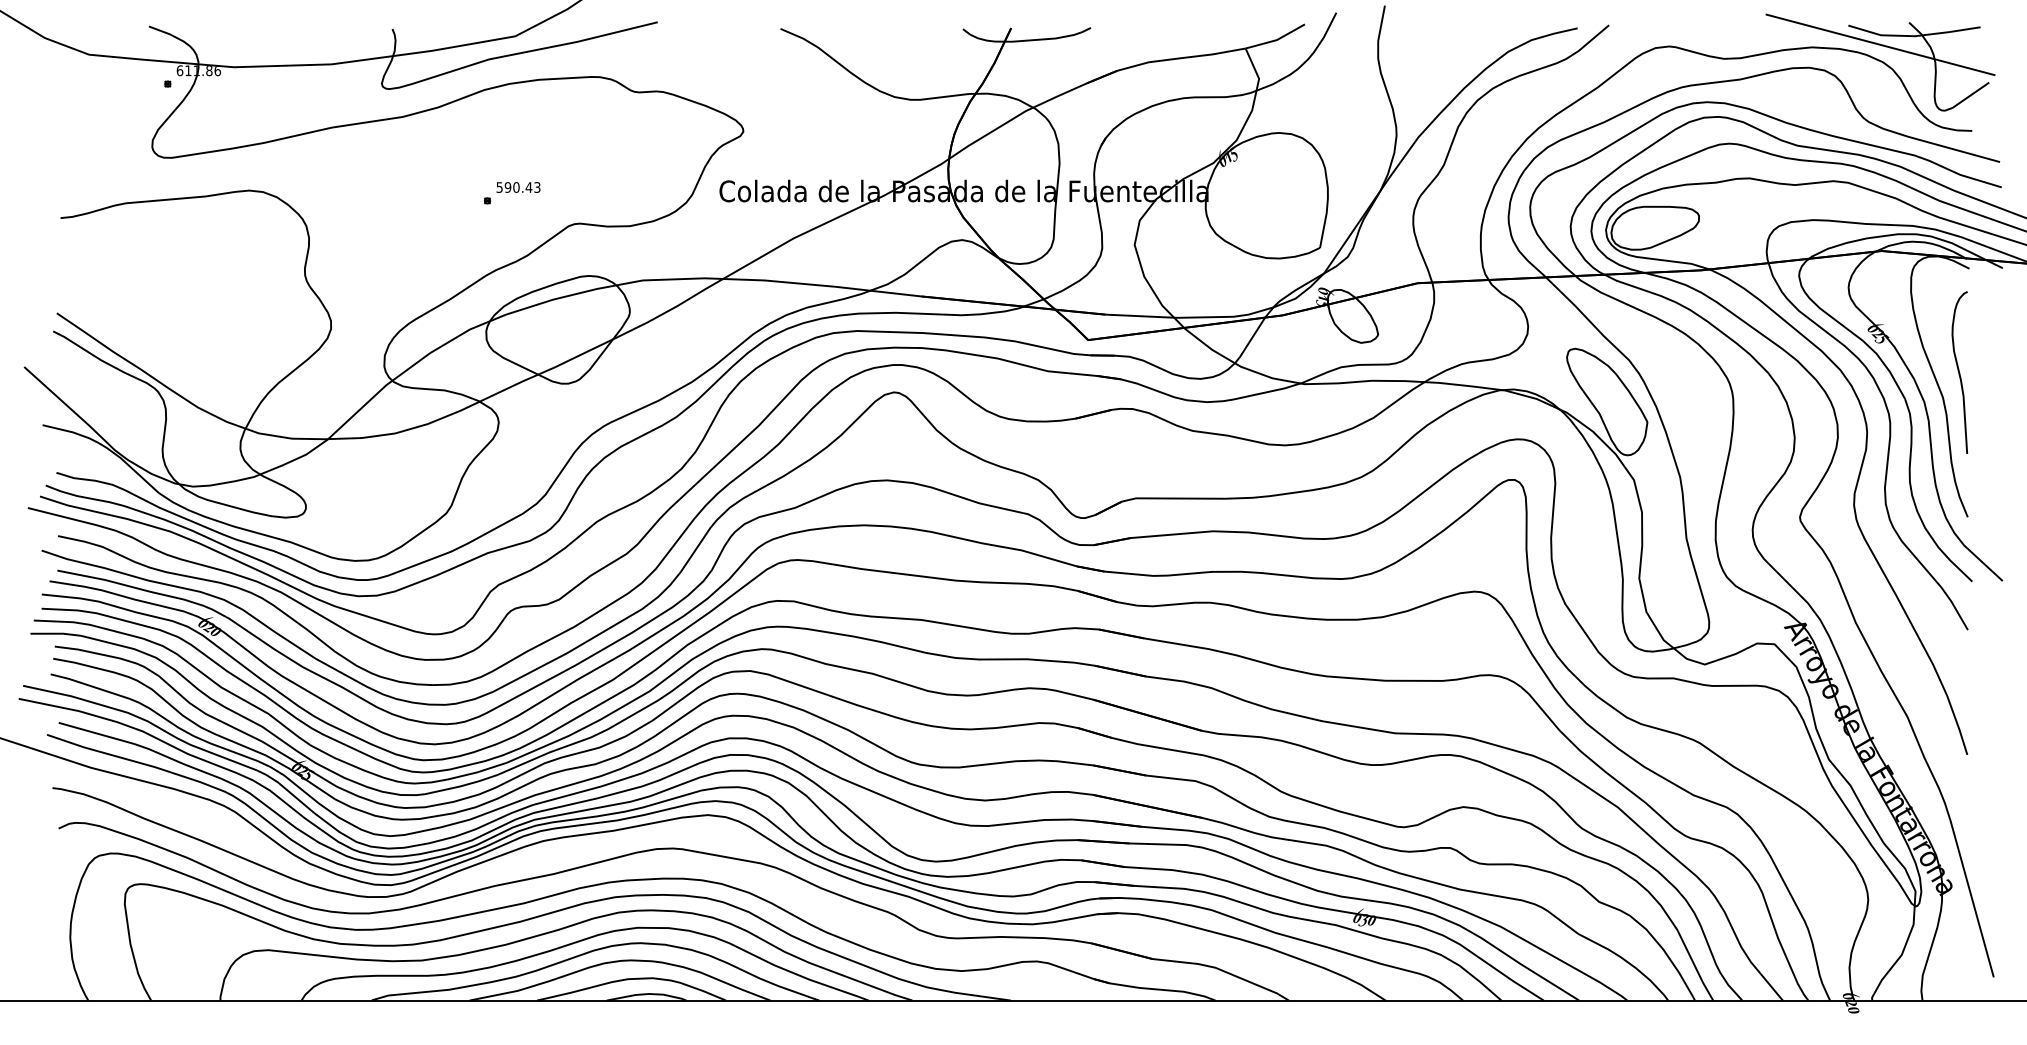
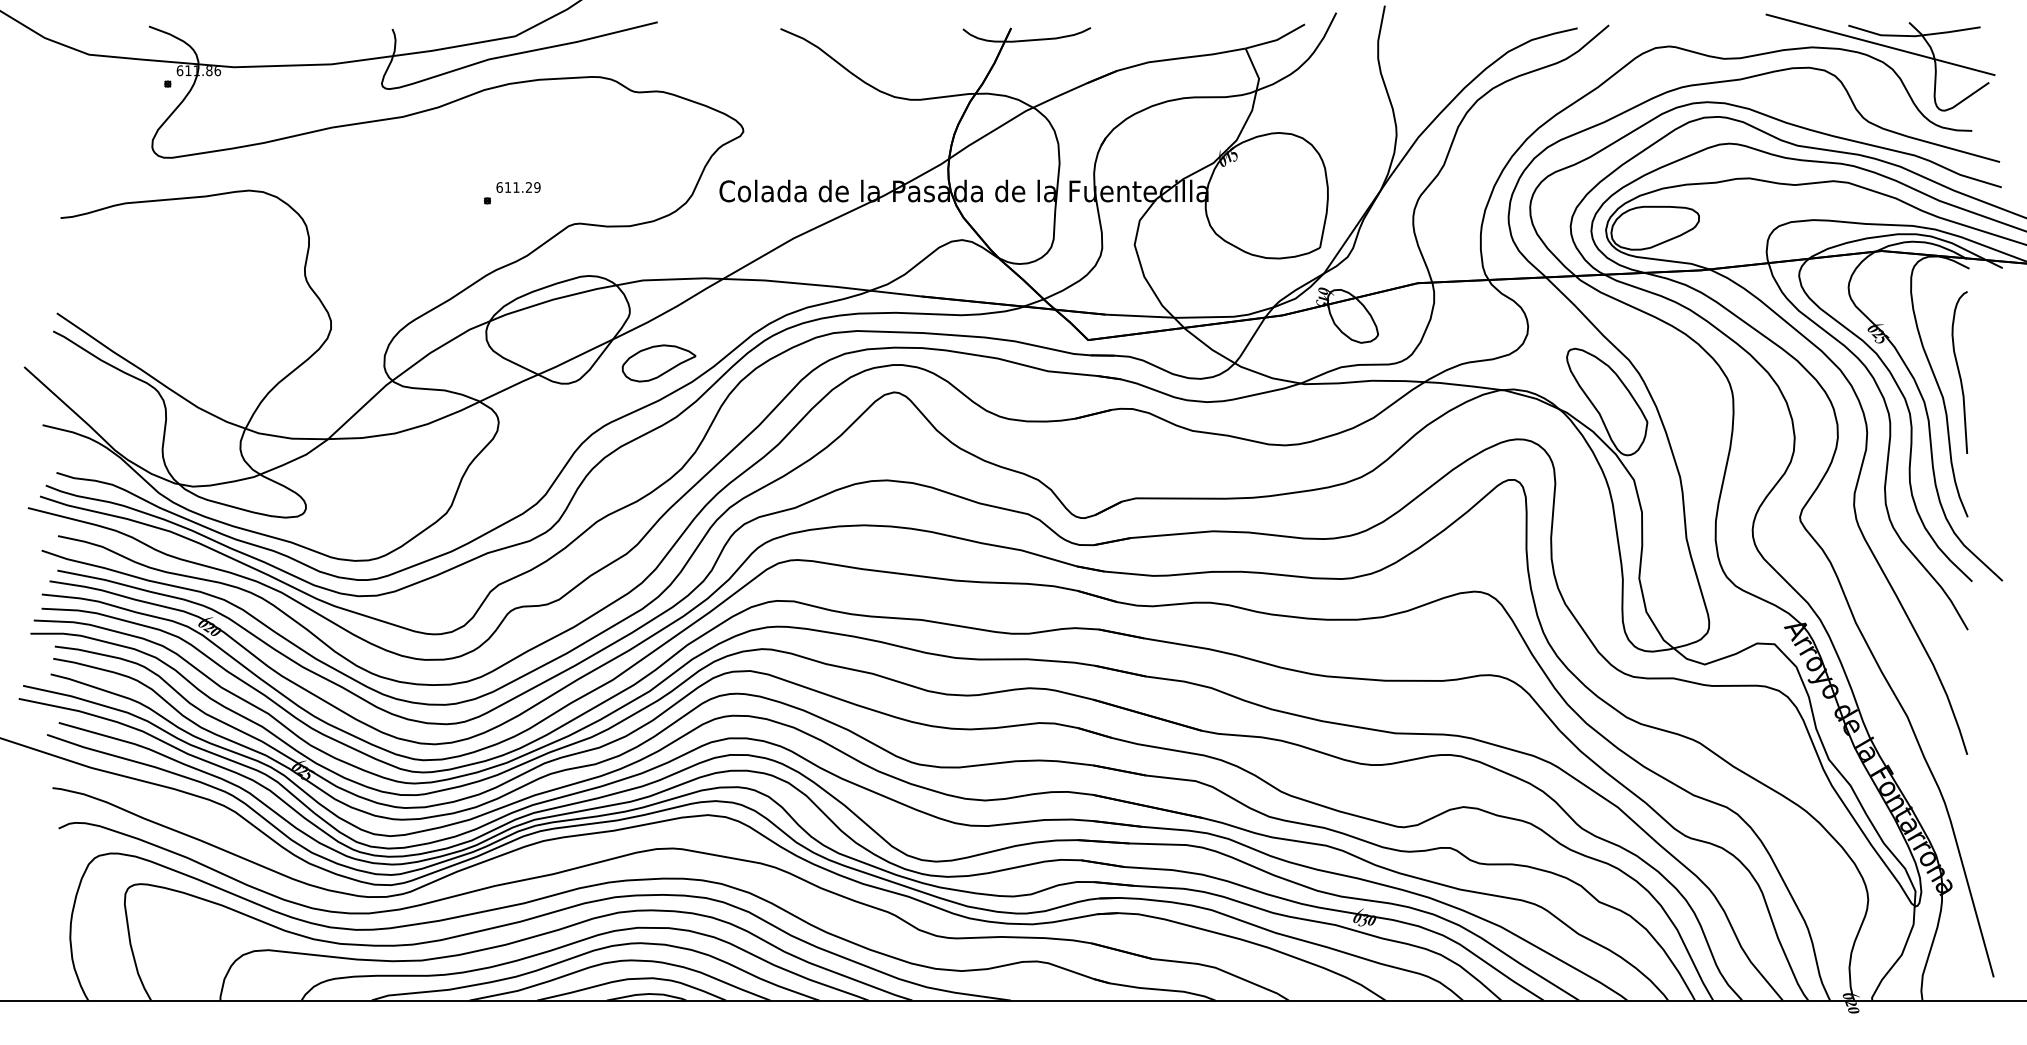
text: 590.43 -> 611.29 (518, 187)
part: none -> present (658, 363)
